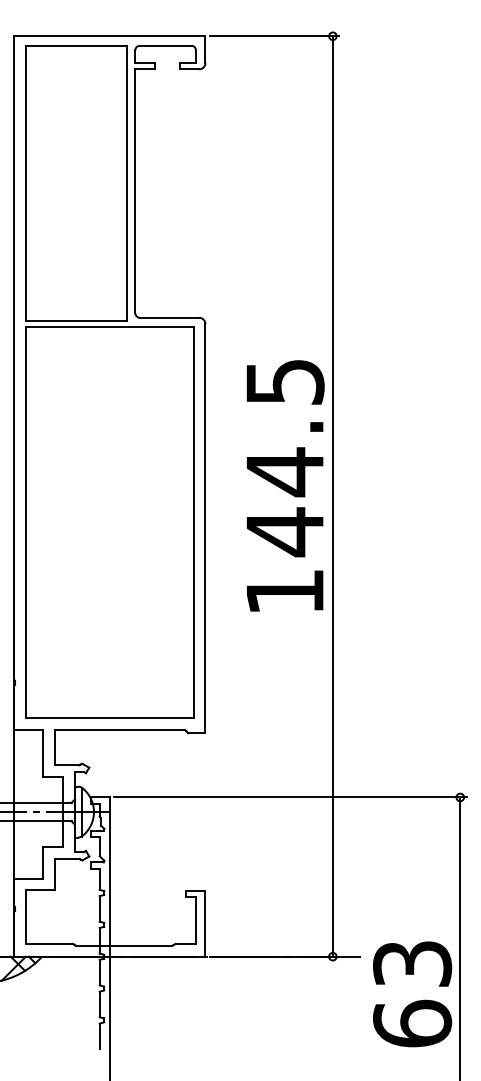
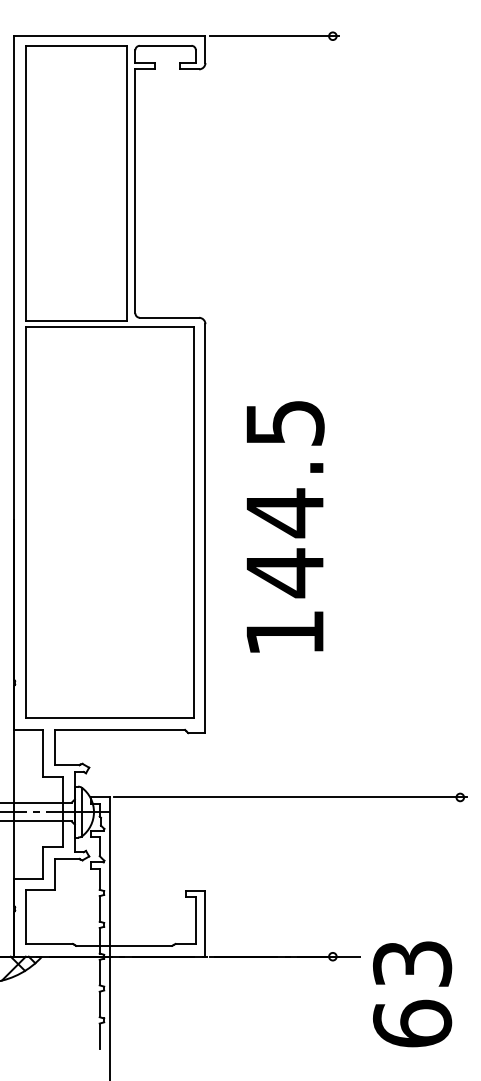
text position: (285, 485) -> (285, 526) (285, 526)
line: present -> none (332, 496)
line: present -> none (460, 937)
